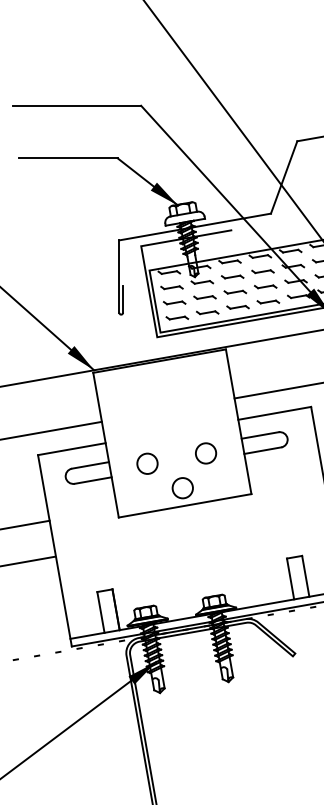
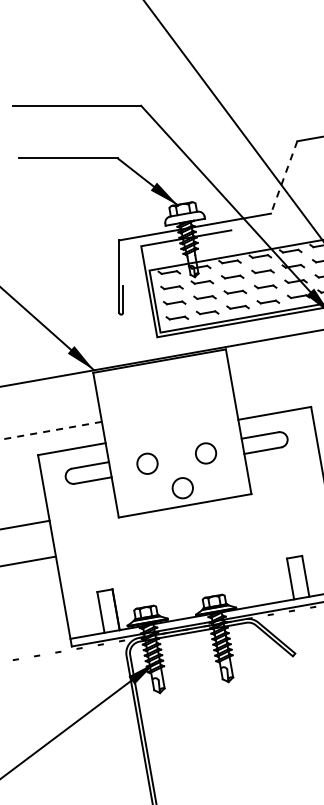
line: solid -> dashed (284, 177)
line: present -> none (277, 390)
line: solid -> dashed (50, 430)
